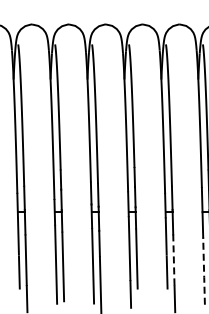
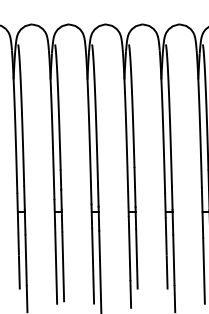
line: dashed -> solid (173, 260)
line: dashed -> solid (204, 270)
